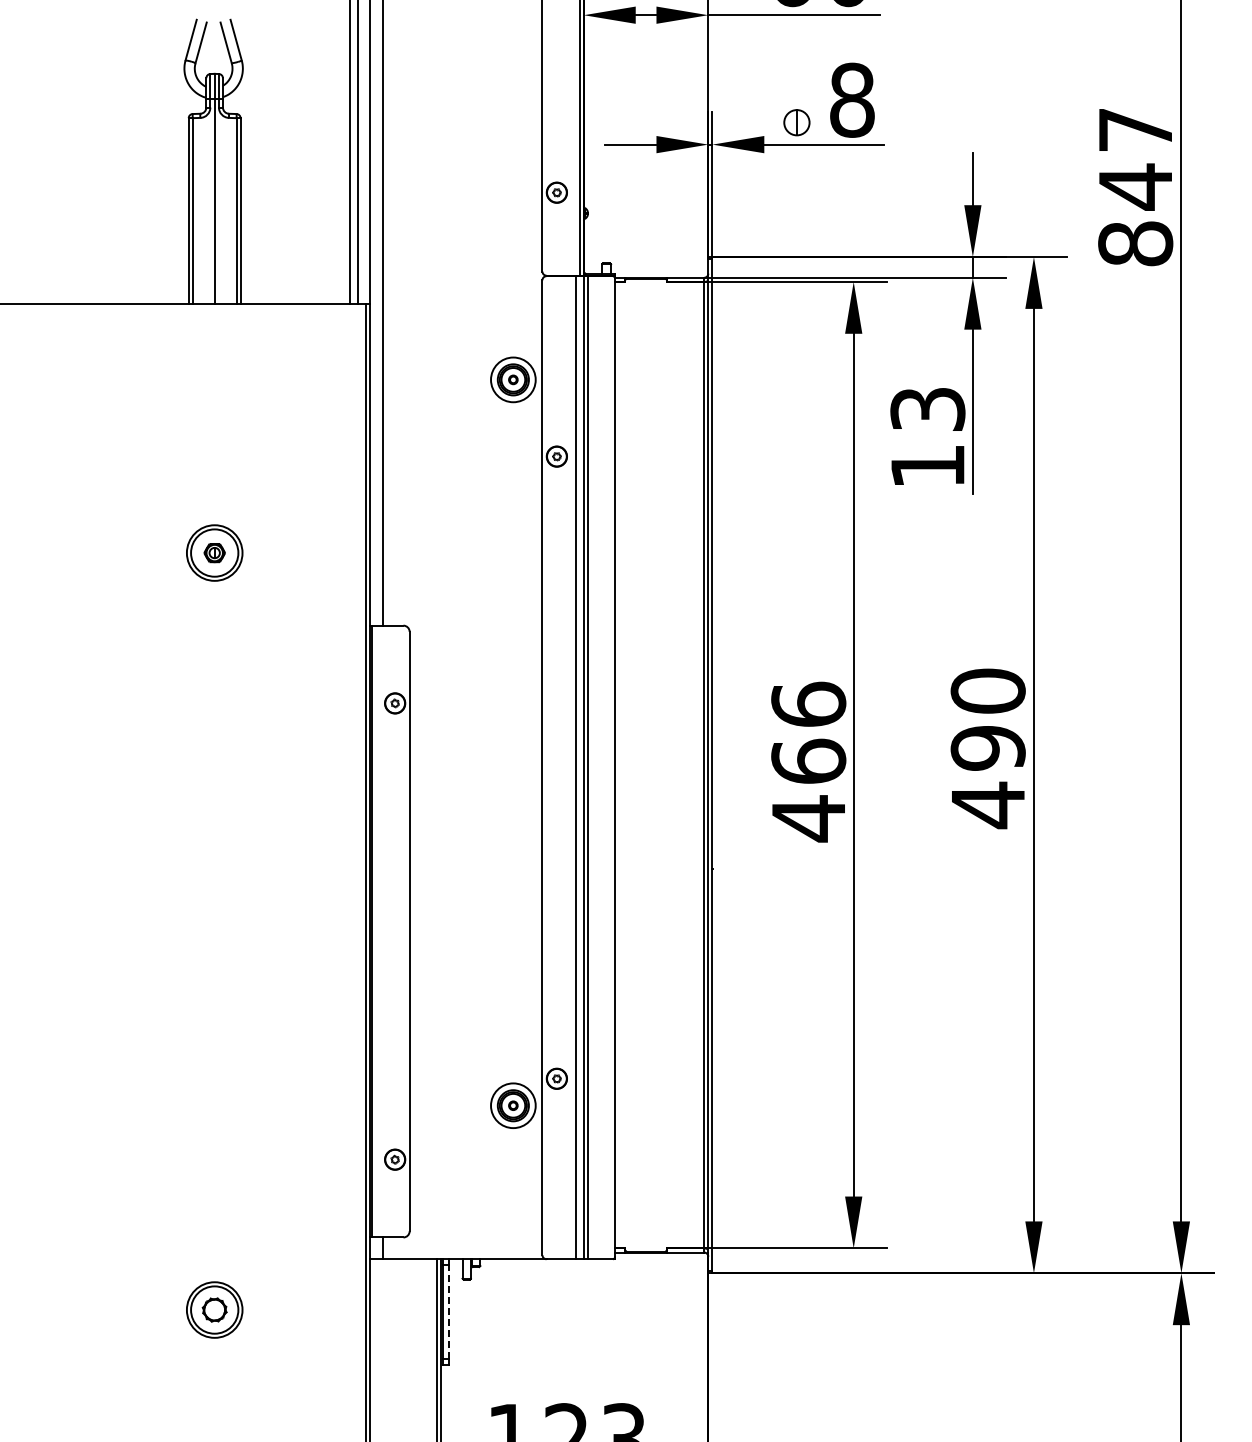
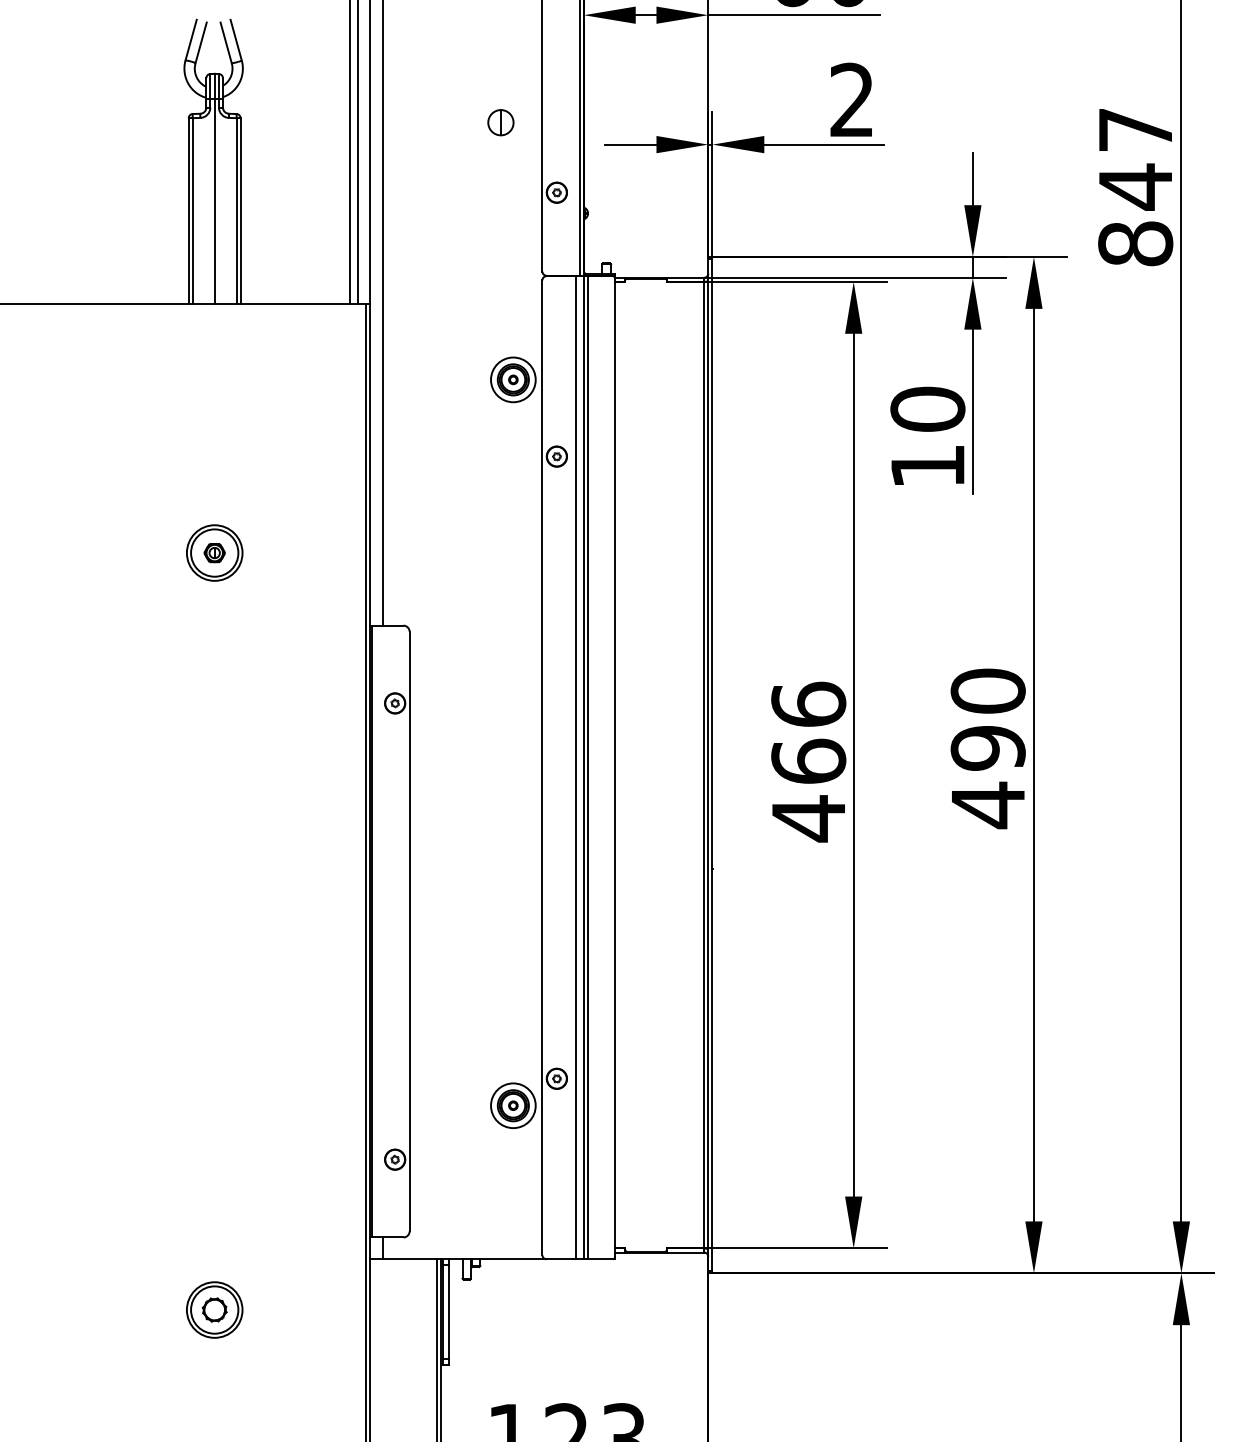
text: 8 -> 2 (852, 99)
part position: (796, 122) -> (500, 122) (500, 122)
text: 13 -> 10 (927, 408)
line: dashed -> solid (449, 1312)
